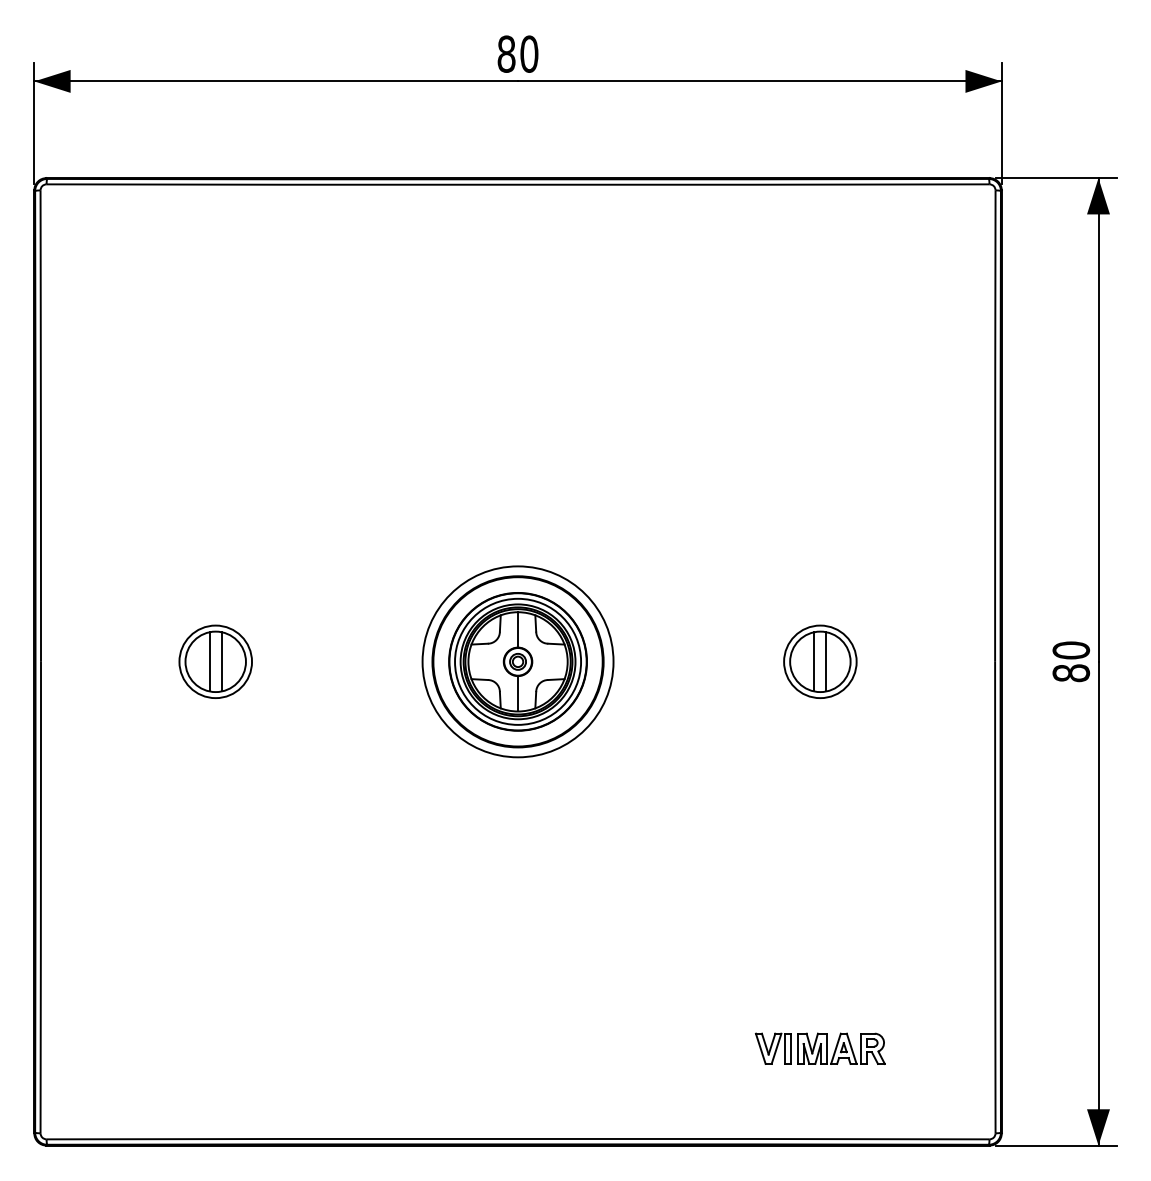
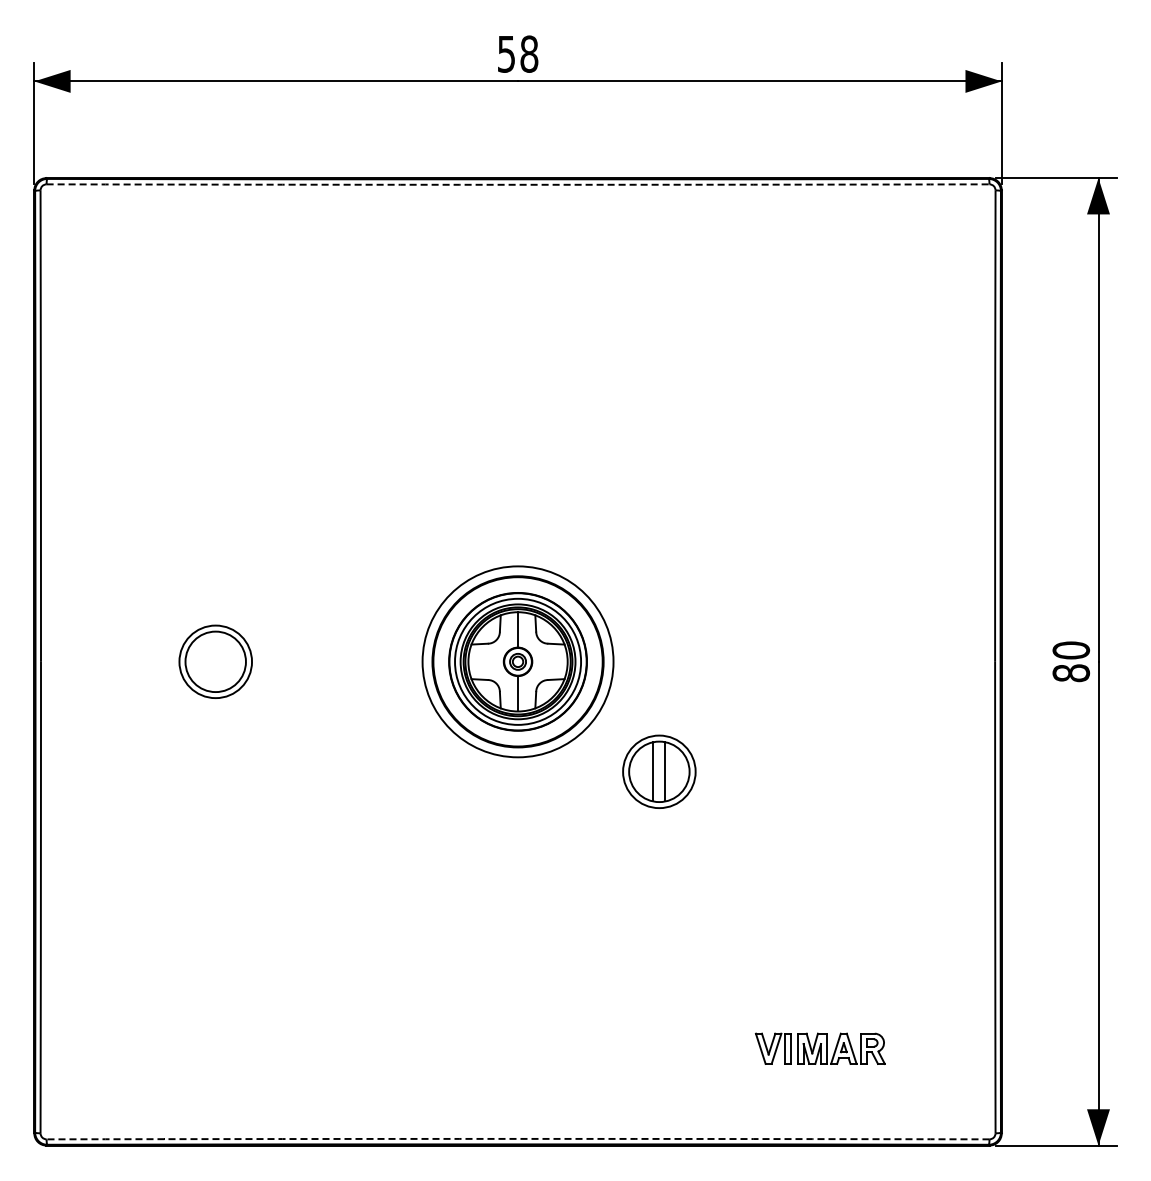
text: 80 -> 58 (517, 53)
arc: solid -> dashed (518, 184)
line: present -> none (209, 661)
line: present -> none (221, 661)
part position: (820, 661) -> (659, 771) (659, 771)
arc: solid -> dashed (518, 1138)
